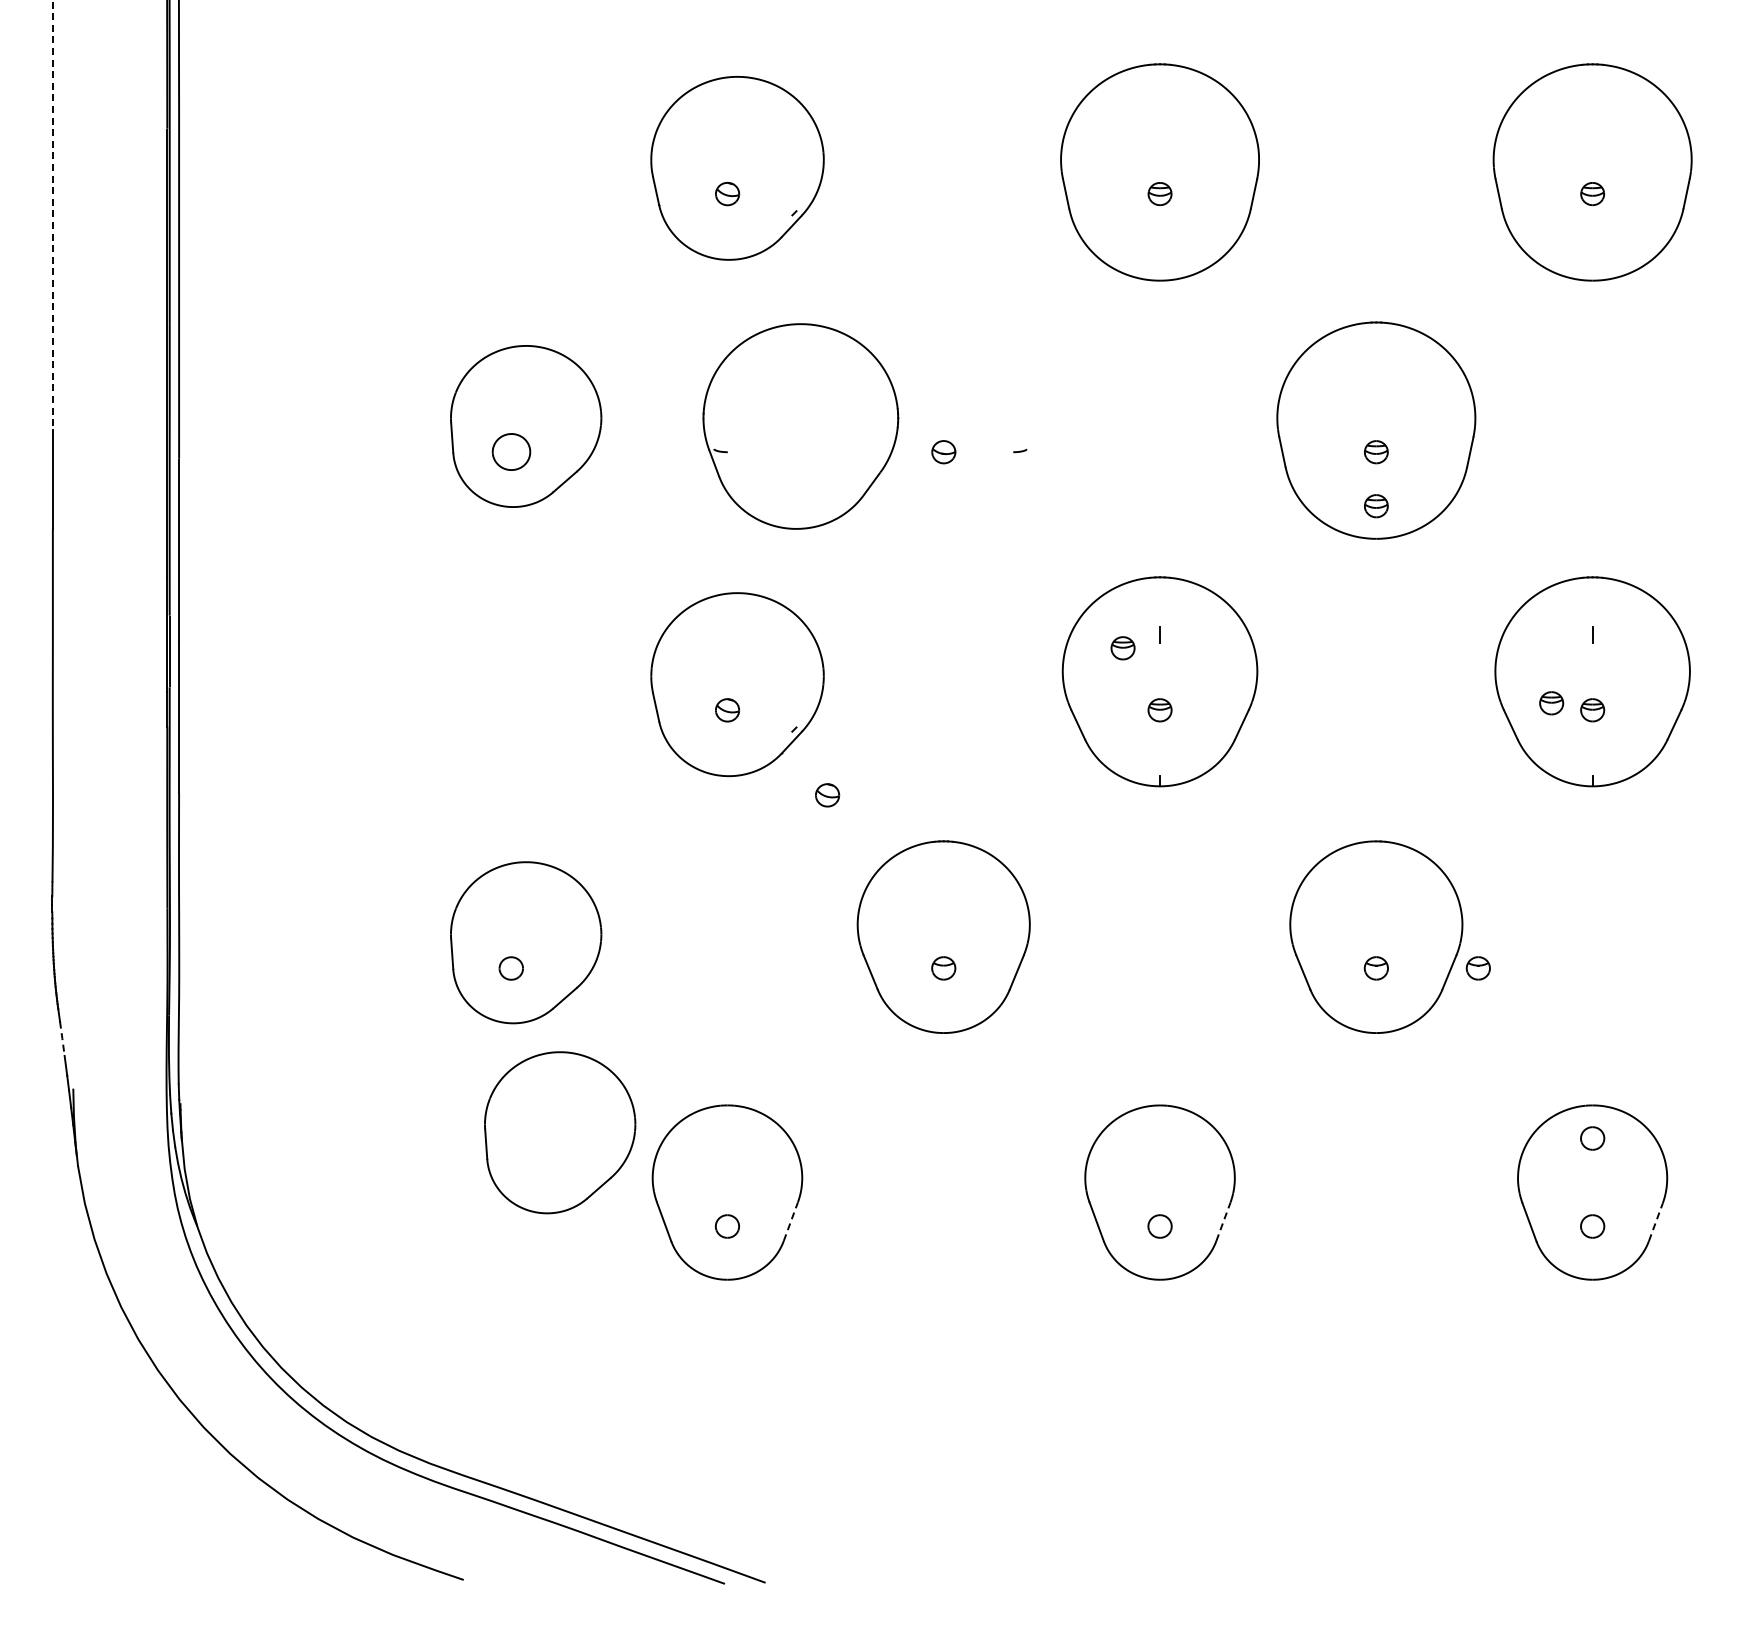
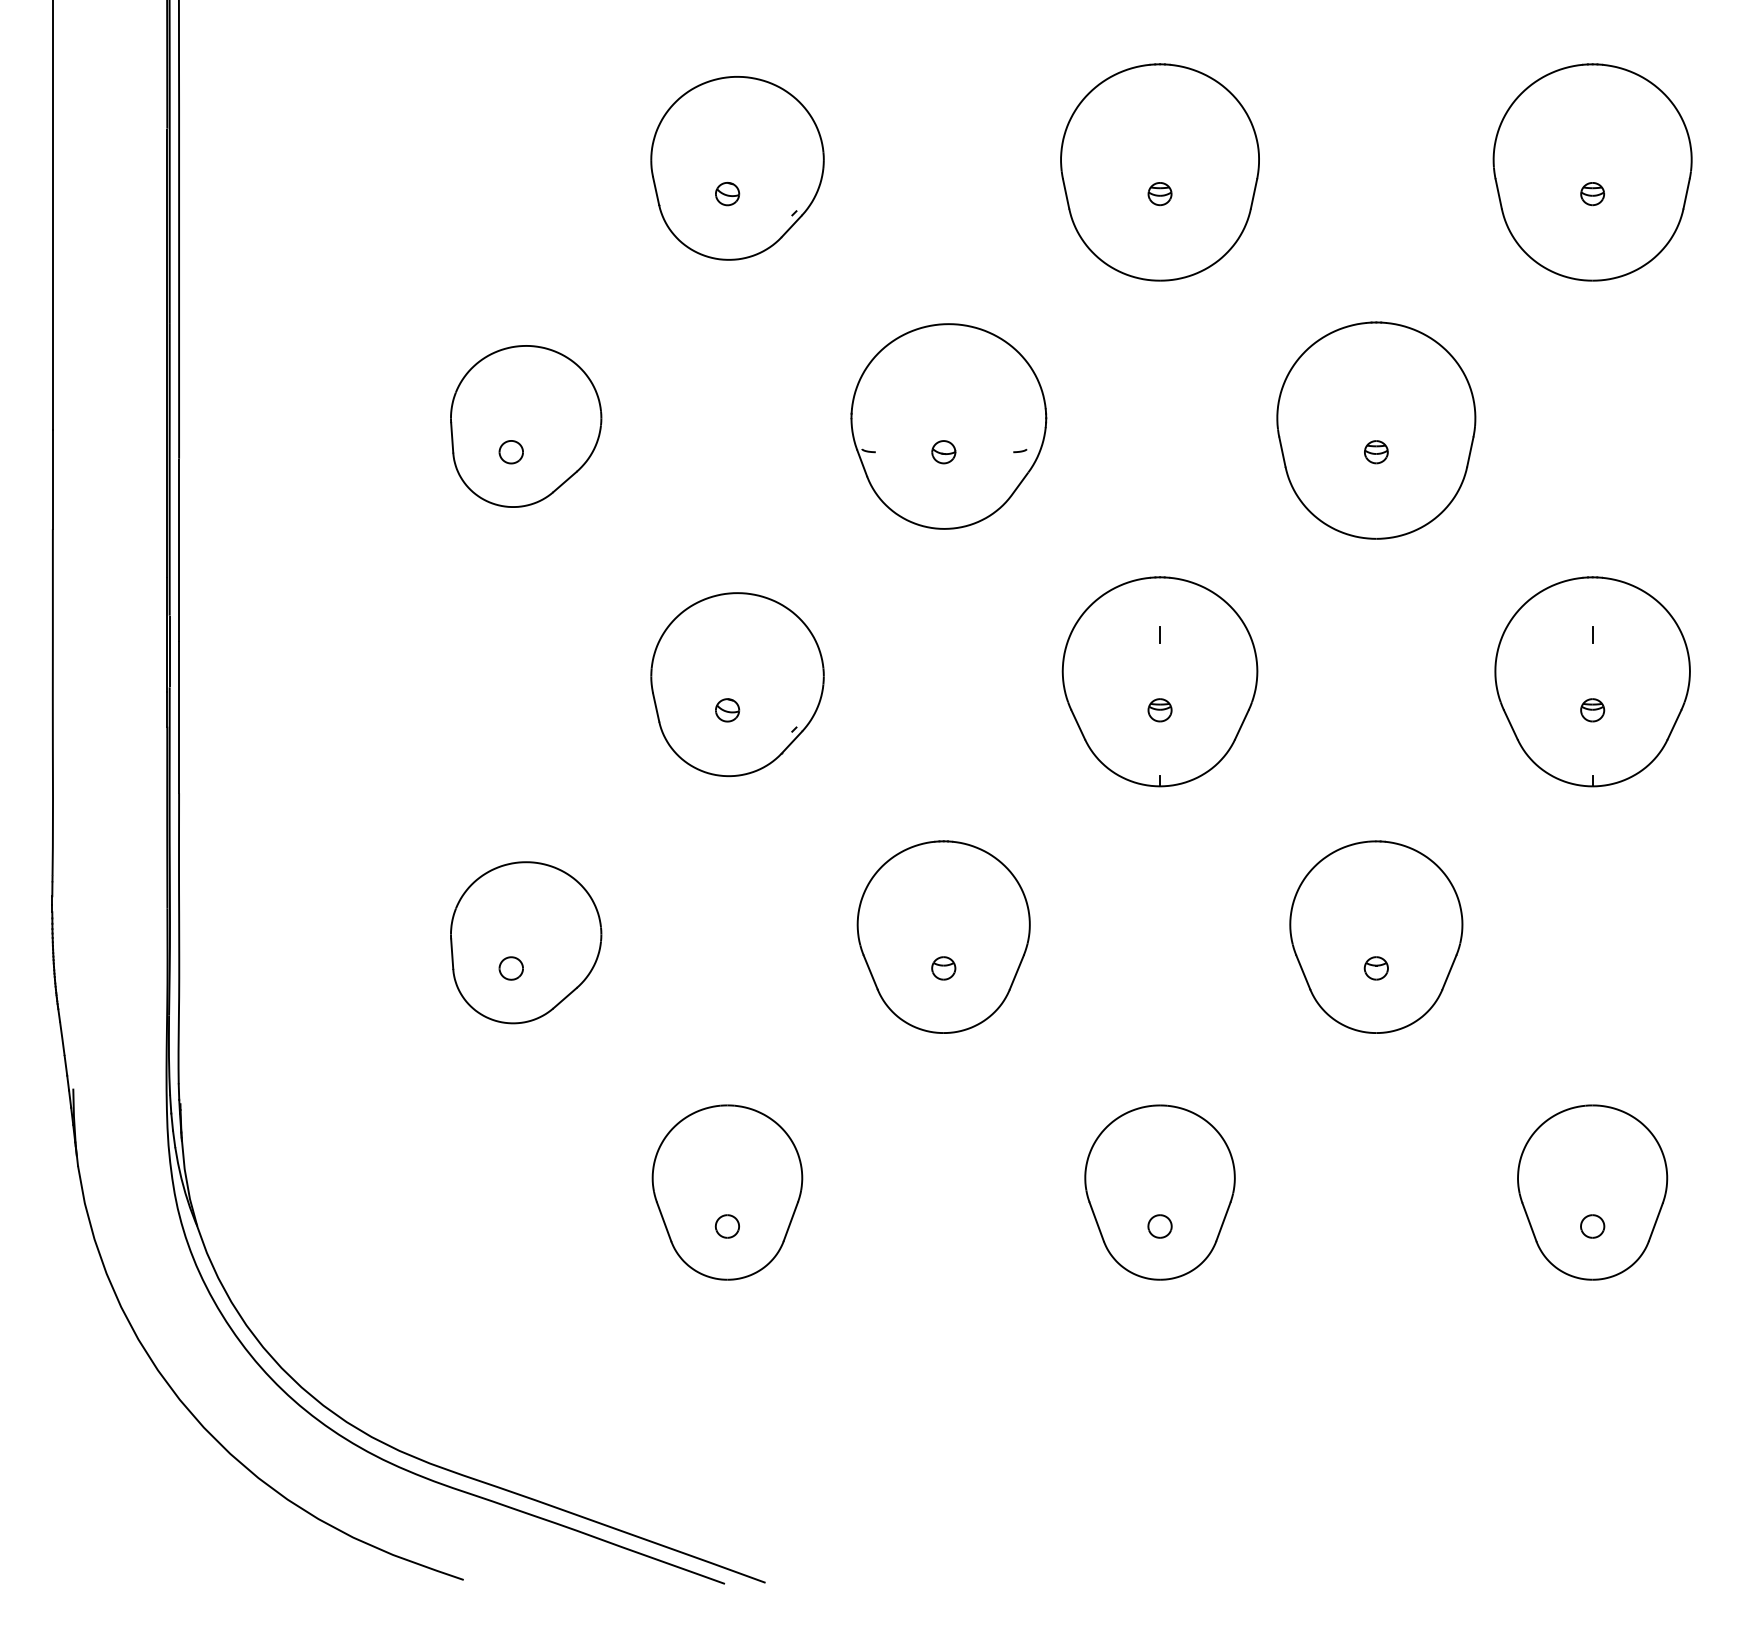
line: dashed -> solid (52, 215)
part position: (800, 426) -> (948, 426) (948, 426)
part size: 41x38 px -> 26x25 px (510, 452)
part: present -> none (1376, 506)
part: present -> none (1122, 648)
part: present -> none (1551, 703)
part: present -> none (827, 795)
part: present -> none (1477, 968)
line: dashed -> solid (62, 1038)
part: present -> none (560, 1132)
part: present -> none (1592, 1138)
line: dashed -> solid (791, 1221)
line: dashed -> solid (1223, 1221)
line: dashed -> solid (1655, 1222)
